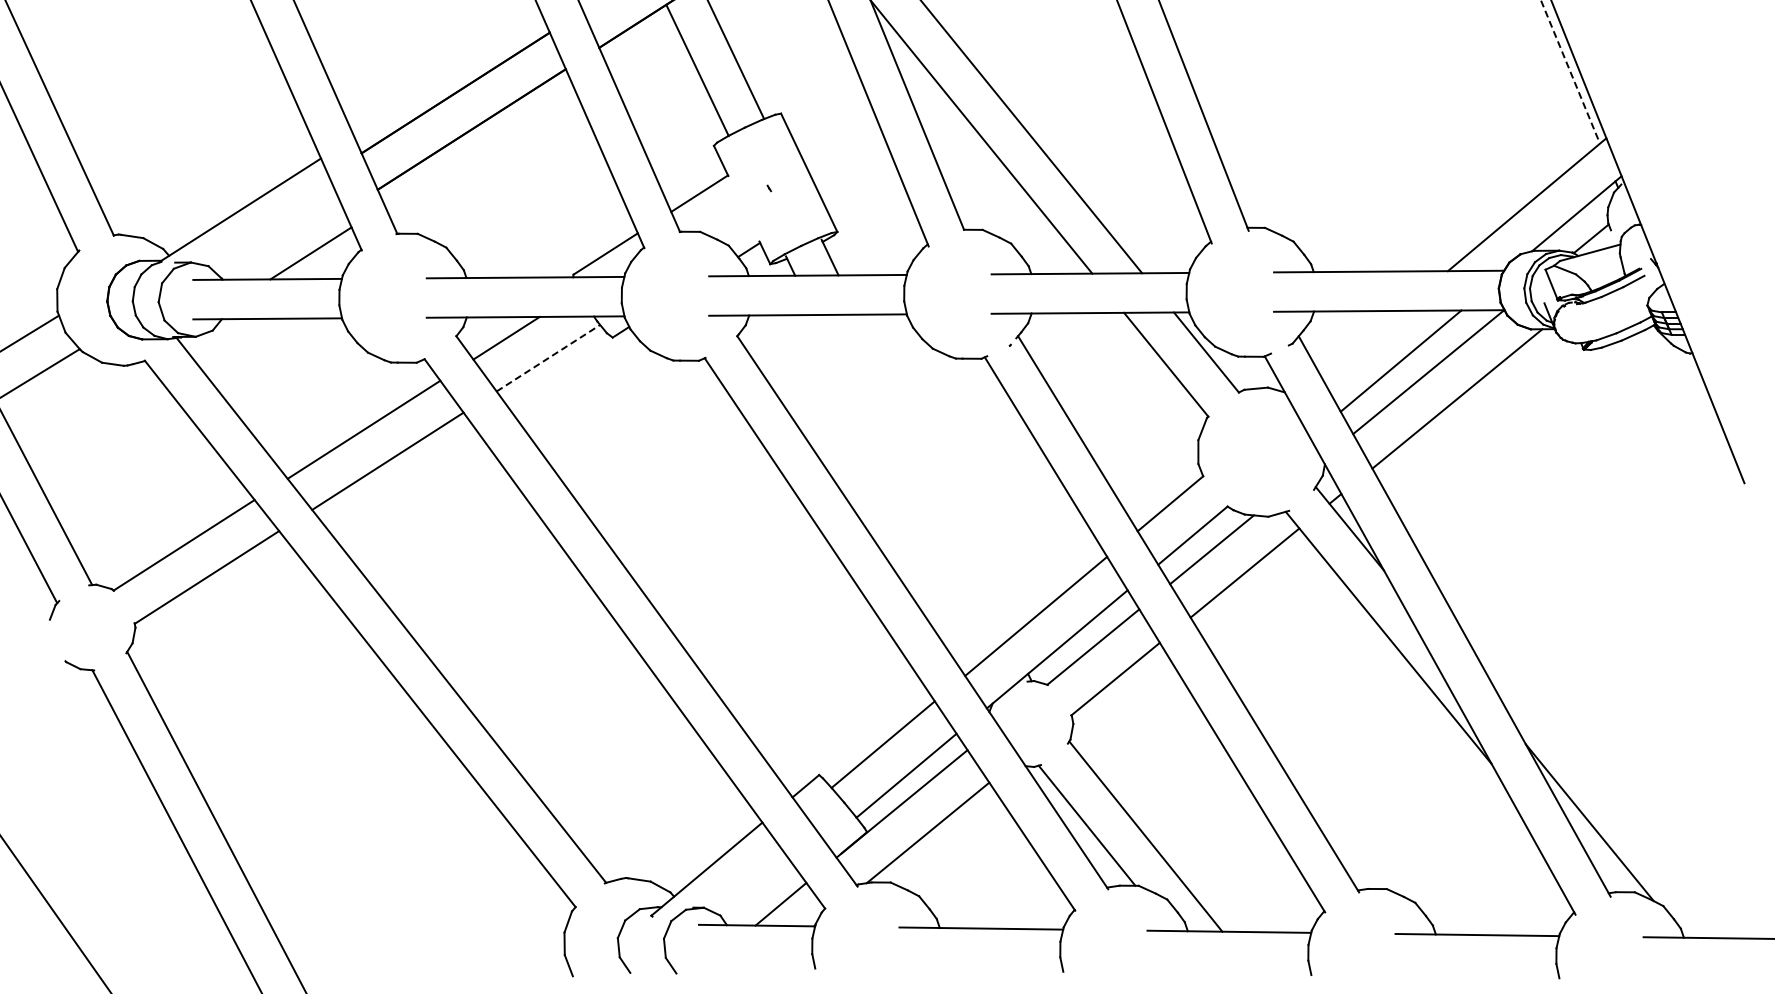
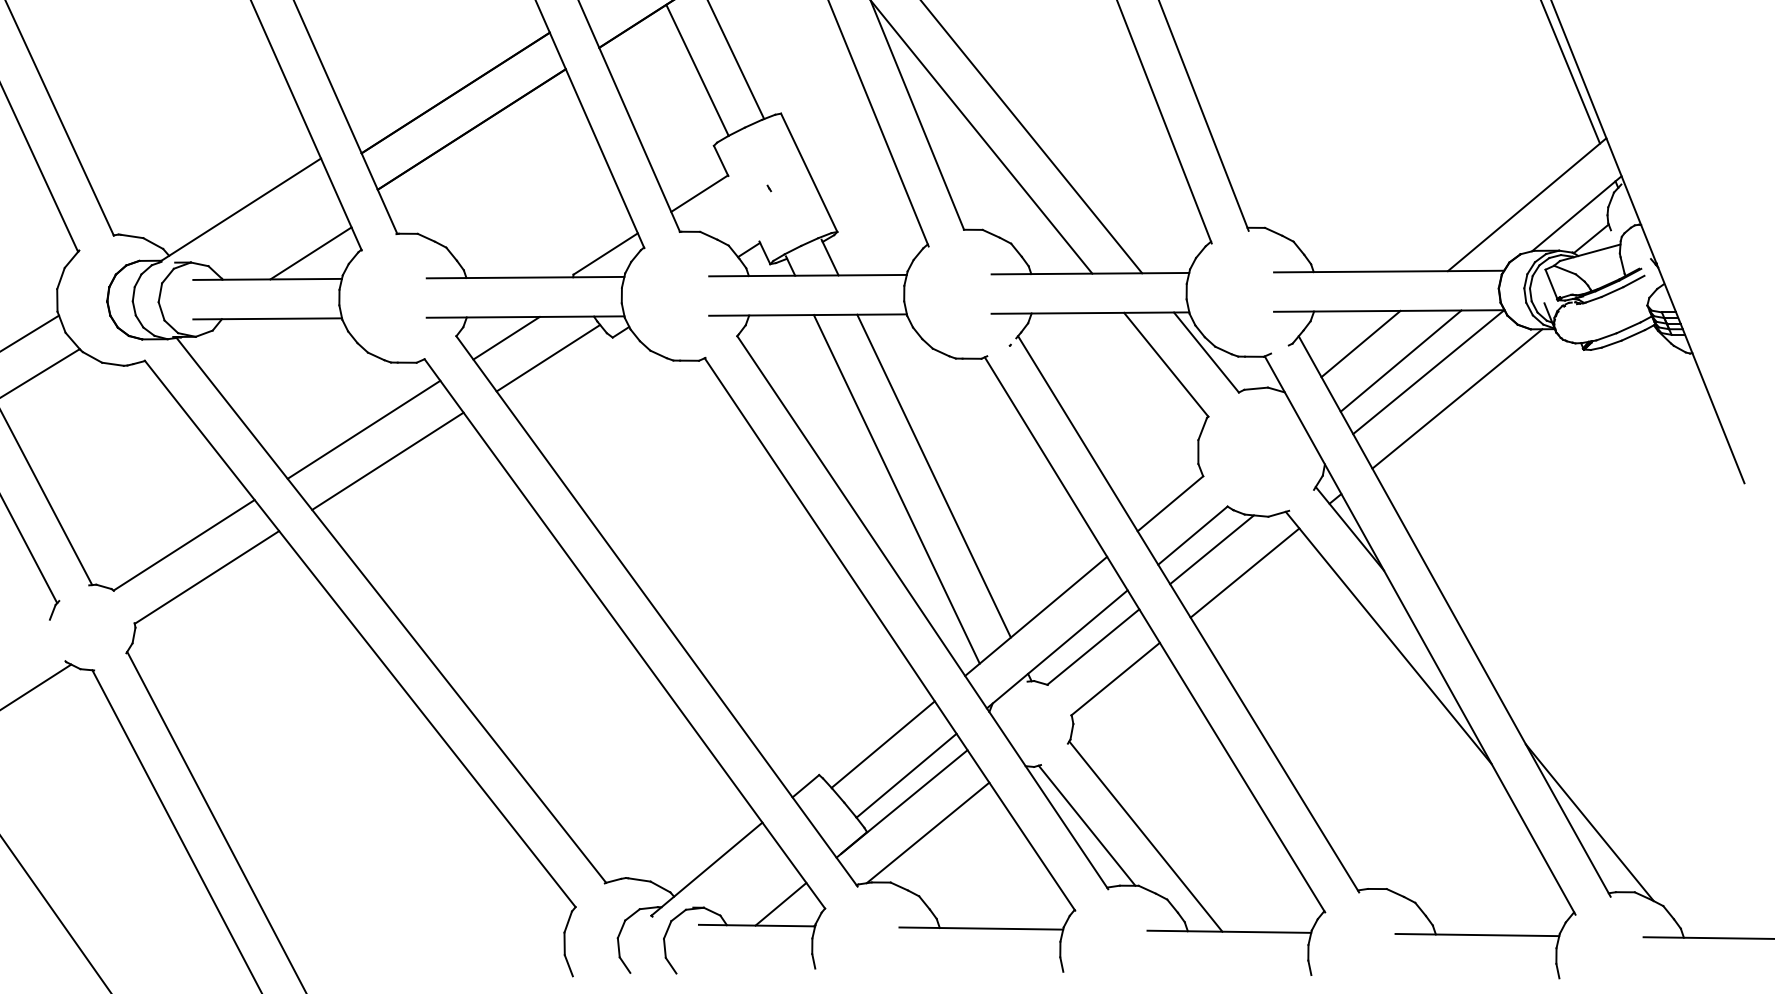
line: dashed -> solid (1570, 72)
line: none -> present (1360, 343)
line: dashed -> solid (548, 358)
line: none -> present (933, 475)
line: none -> present (896, 489)
line: none -> present (36, 686)
